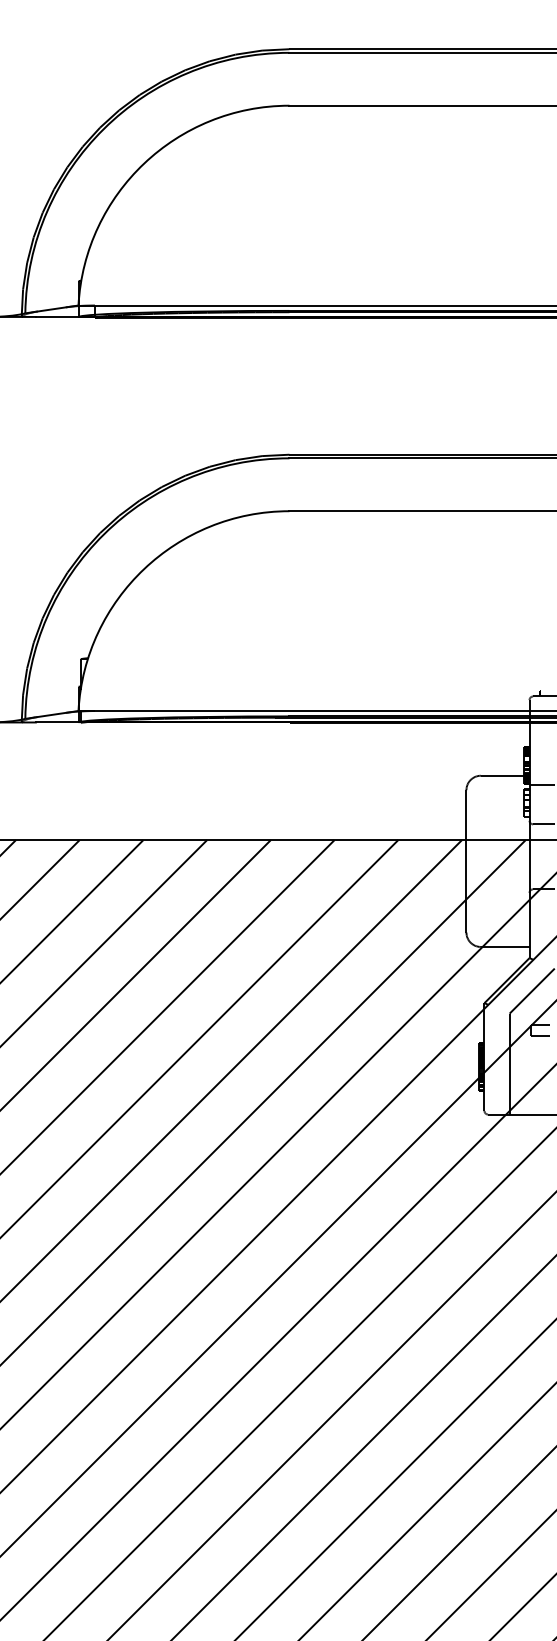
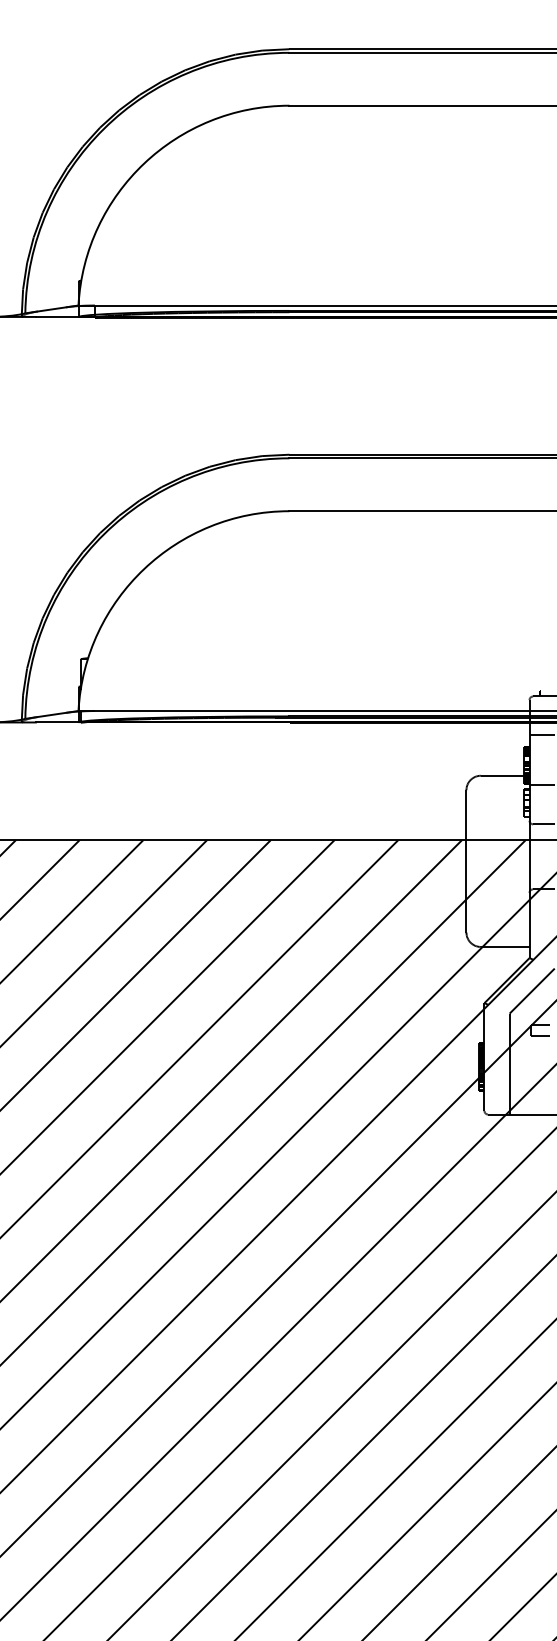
line: none -> present (541, 735)
